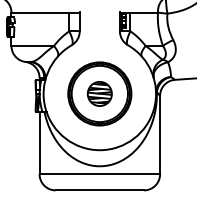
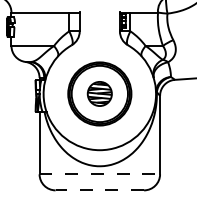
line: solid -> dashed (100, 174)
line: solid -> dashed (99, 190)
